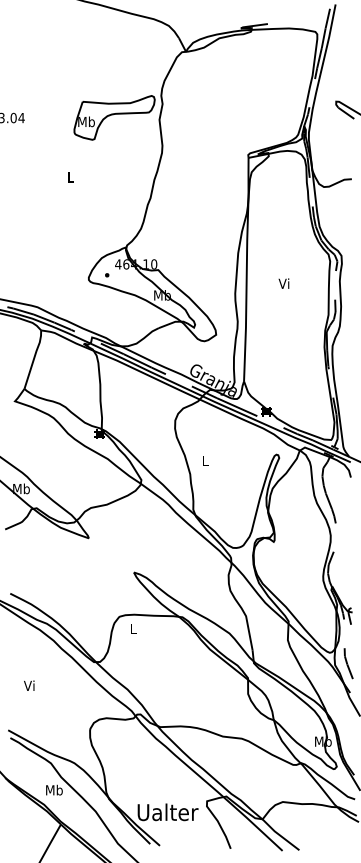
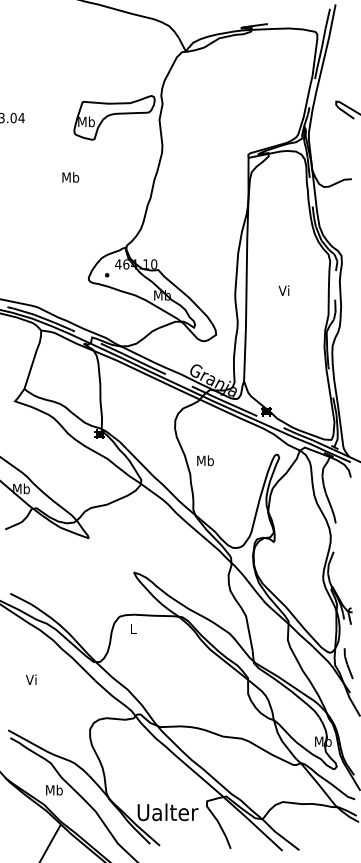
text: L -> Mb (70, 177)
text position: (283, 283) -> (283, 290) (283, 290)
text: L -> Mb (205, 460)
text position: (29, 685) -> (31, 679) (31, 679)
